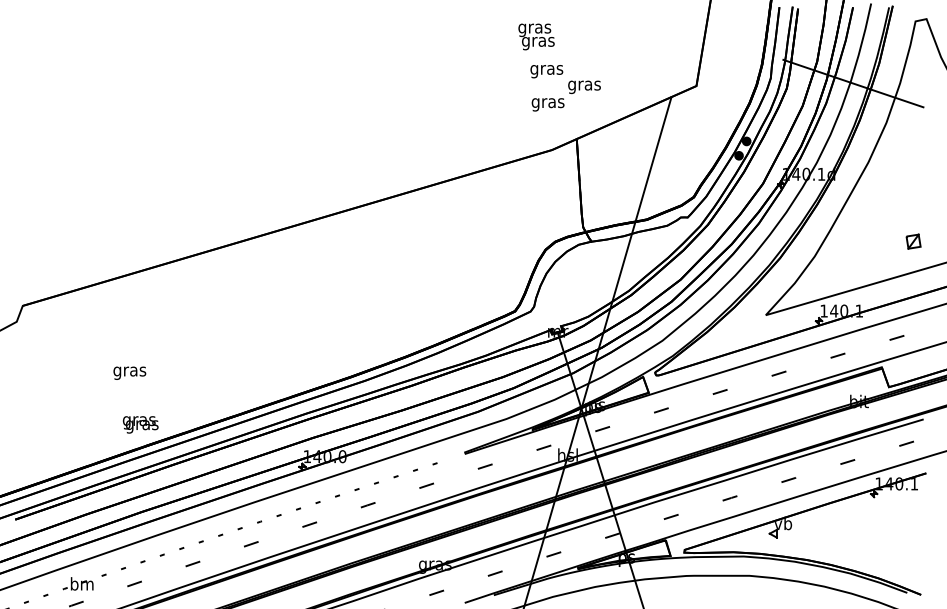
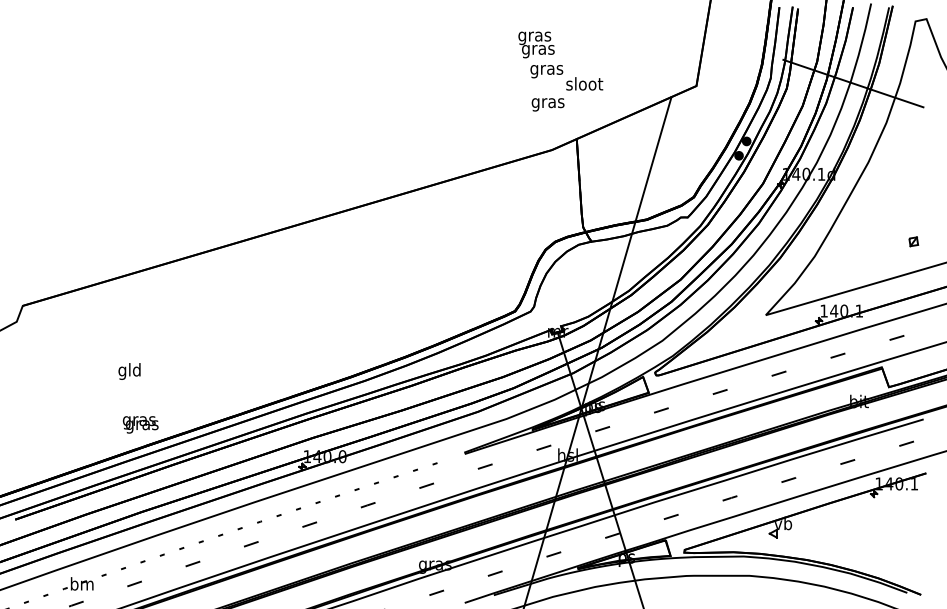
text position: (536, 36) -> (536, 44) (536, 44)
text: gras -> sloot (584, 85)
part size: 17x17 px -> 12x12 px (913, 241)
text: gras -> gld (129, 371)
